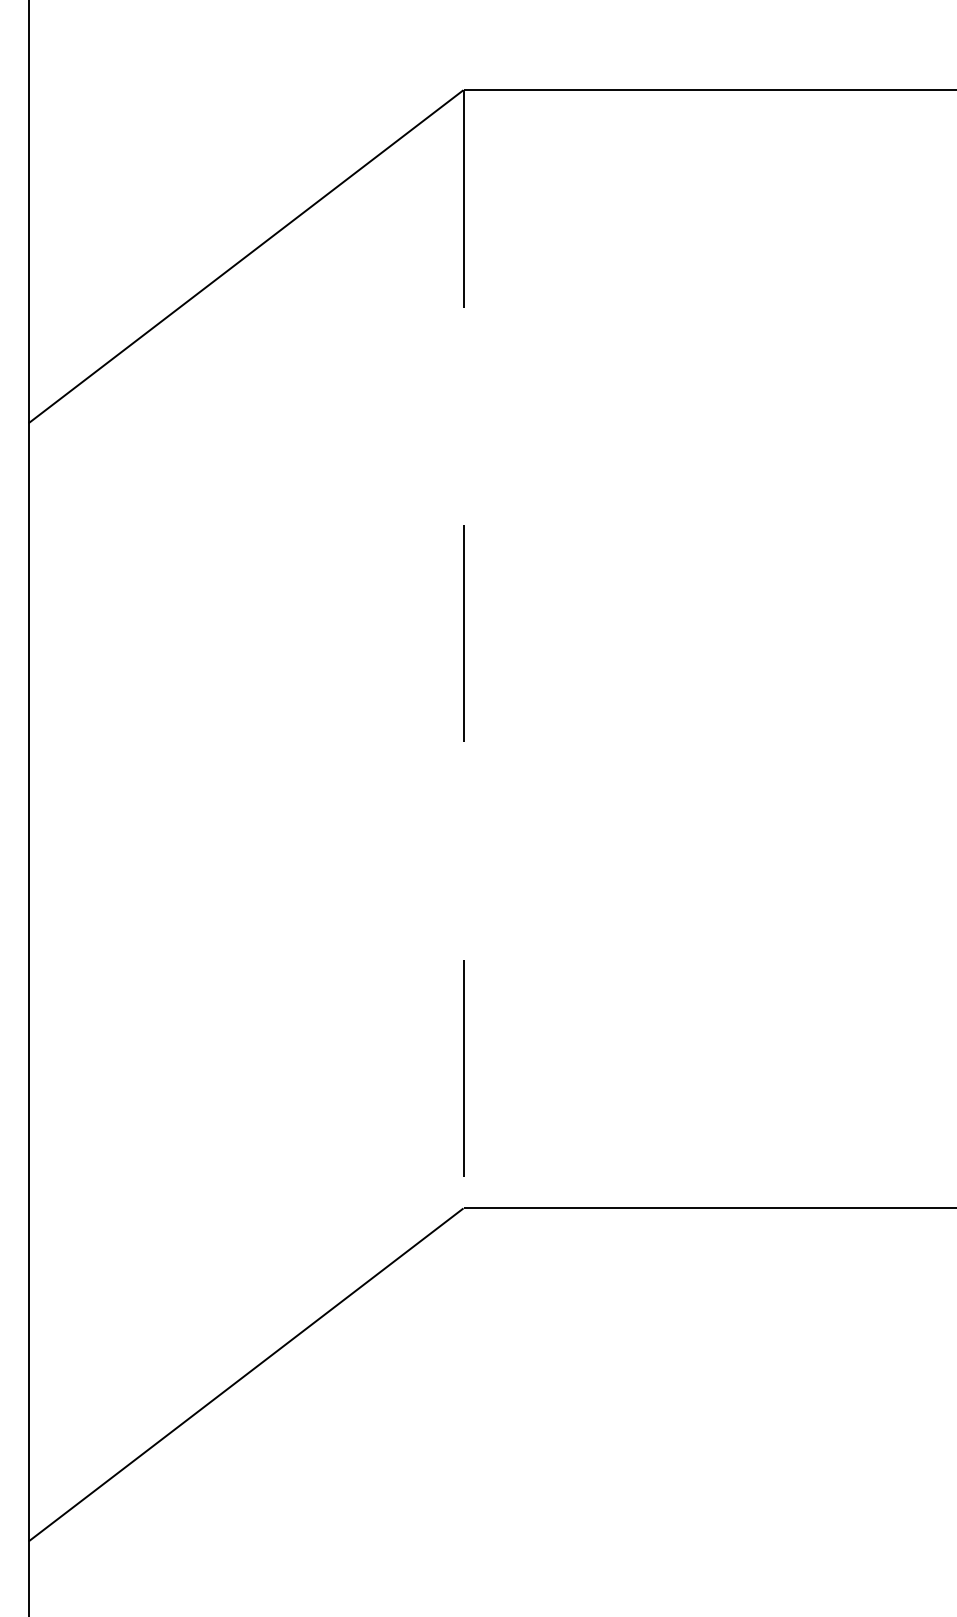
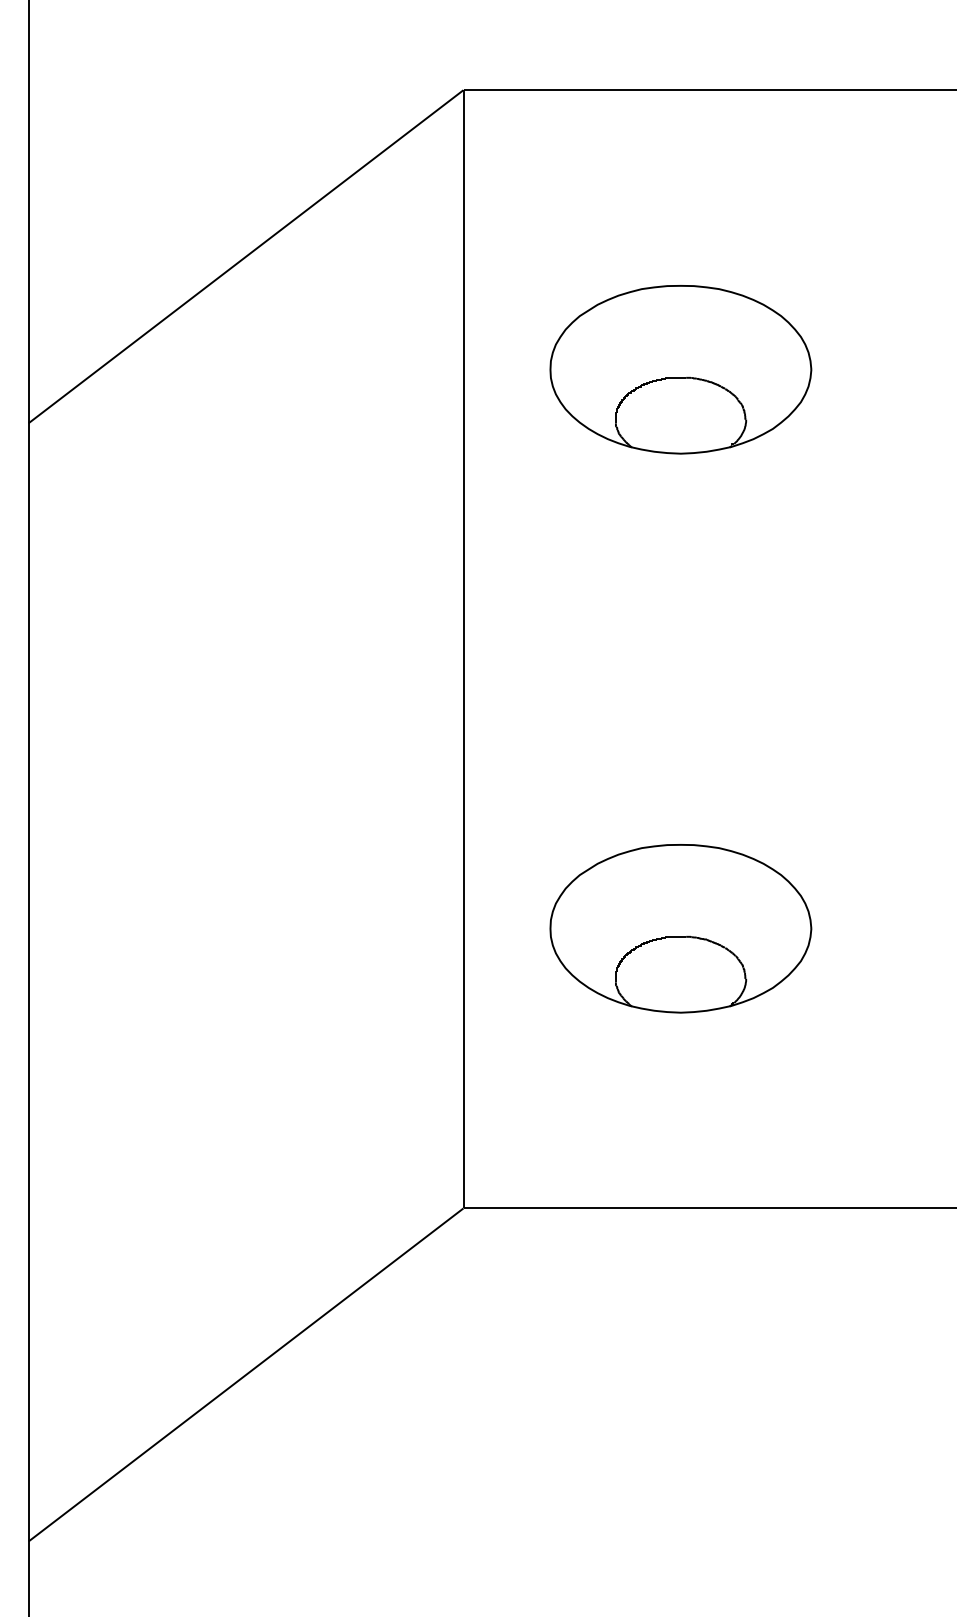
part: none -> present (680, 369)
line: dashed -> solid (463, 649)
part: none -> present (680, 928)
